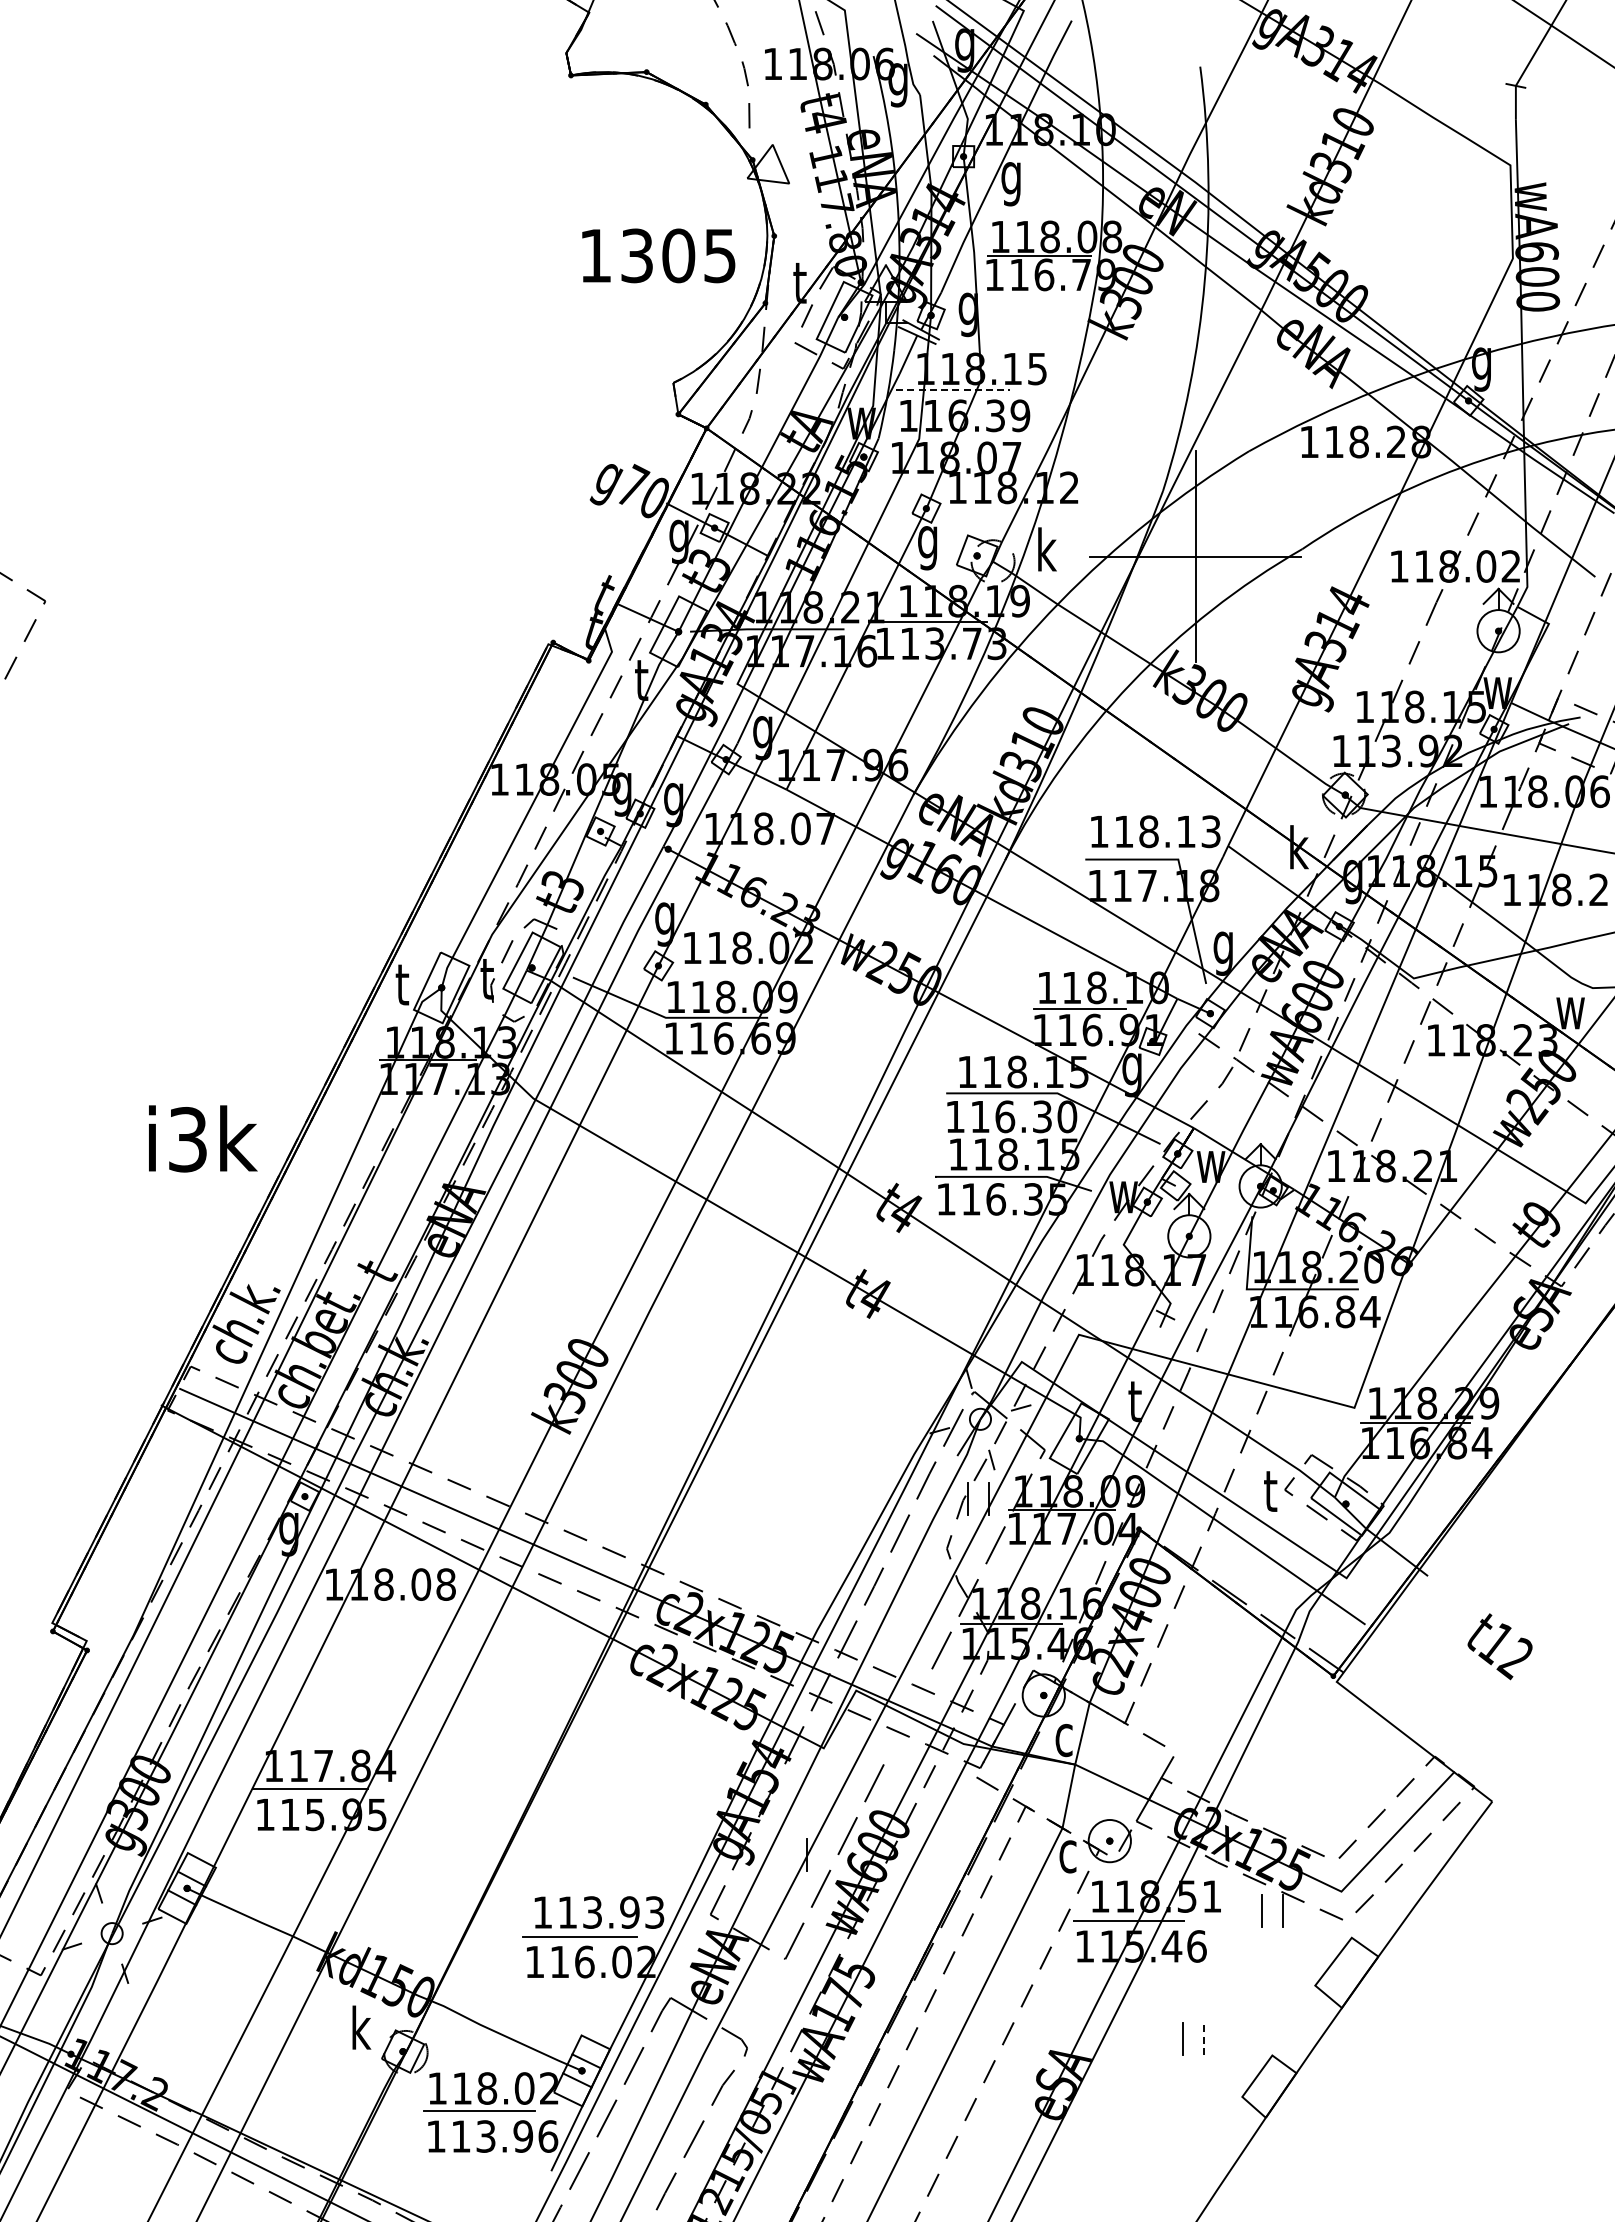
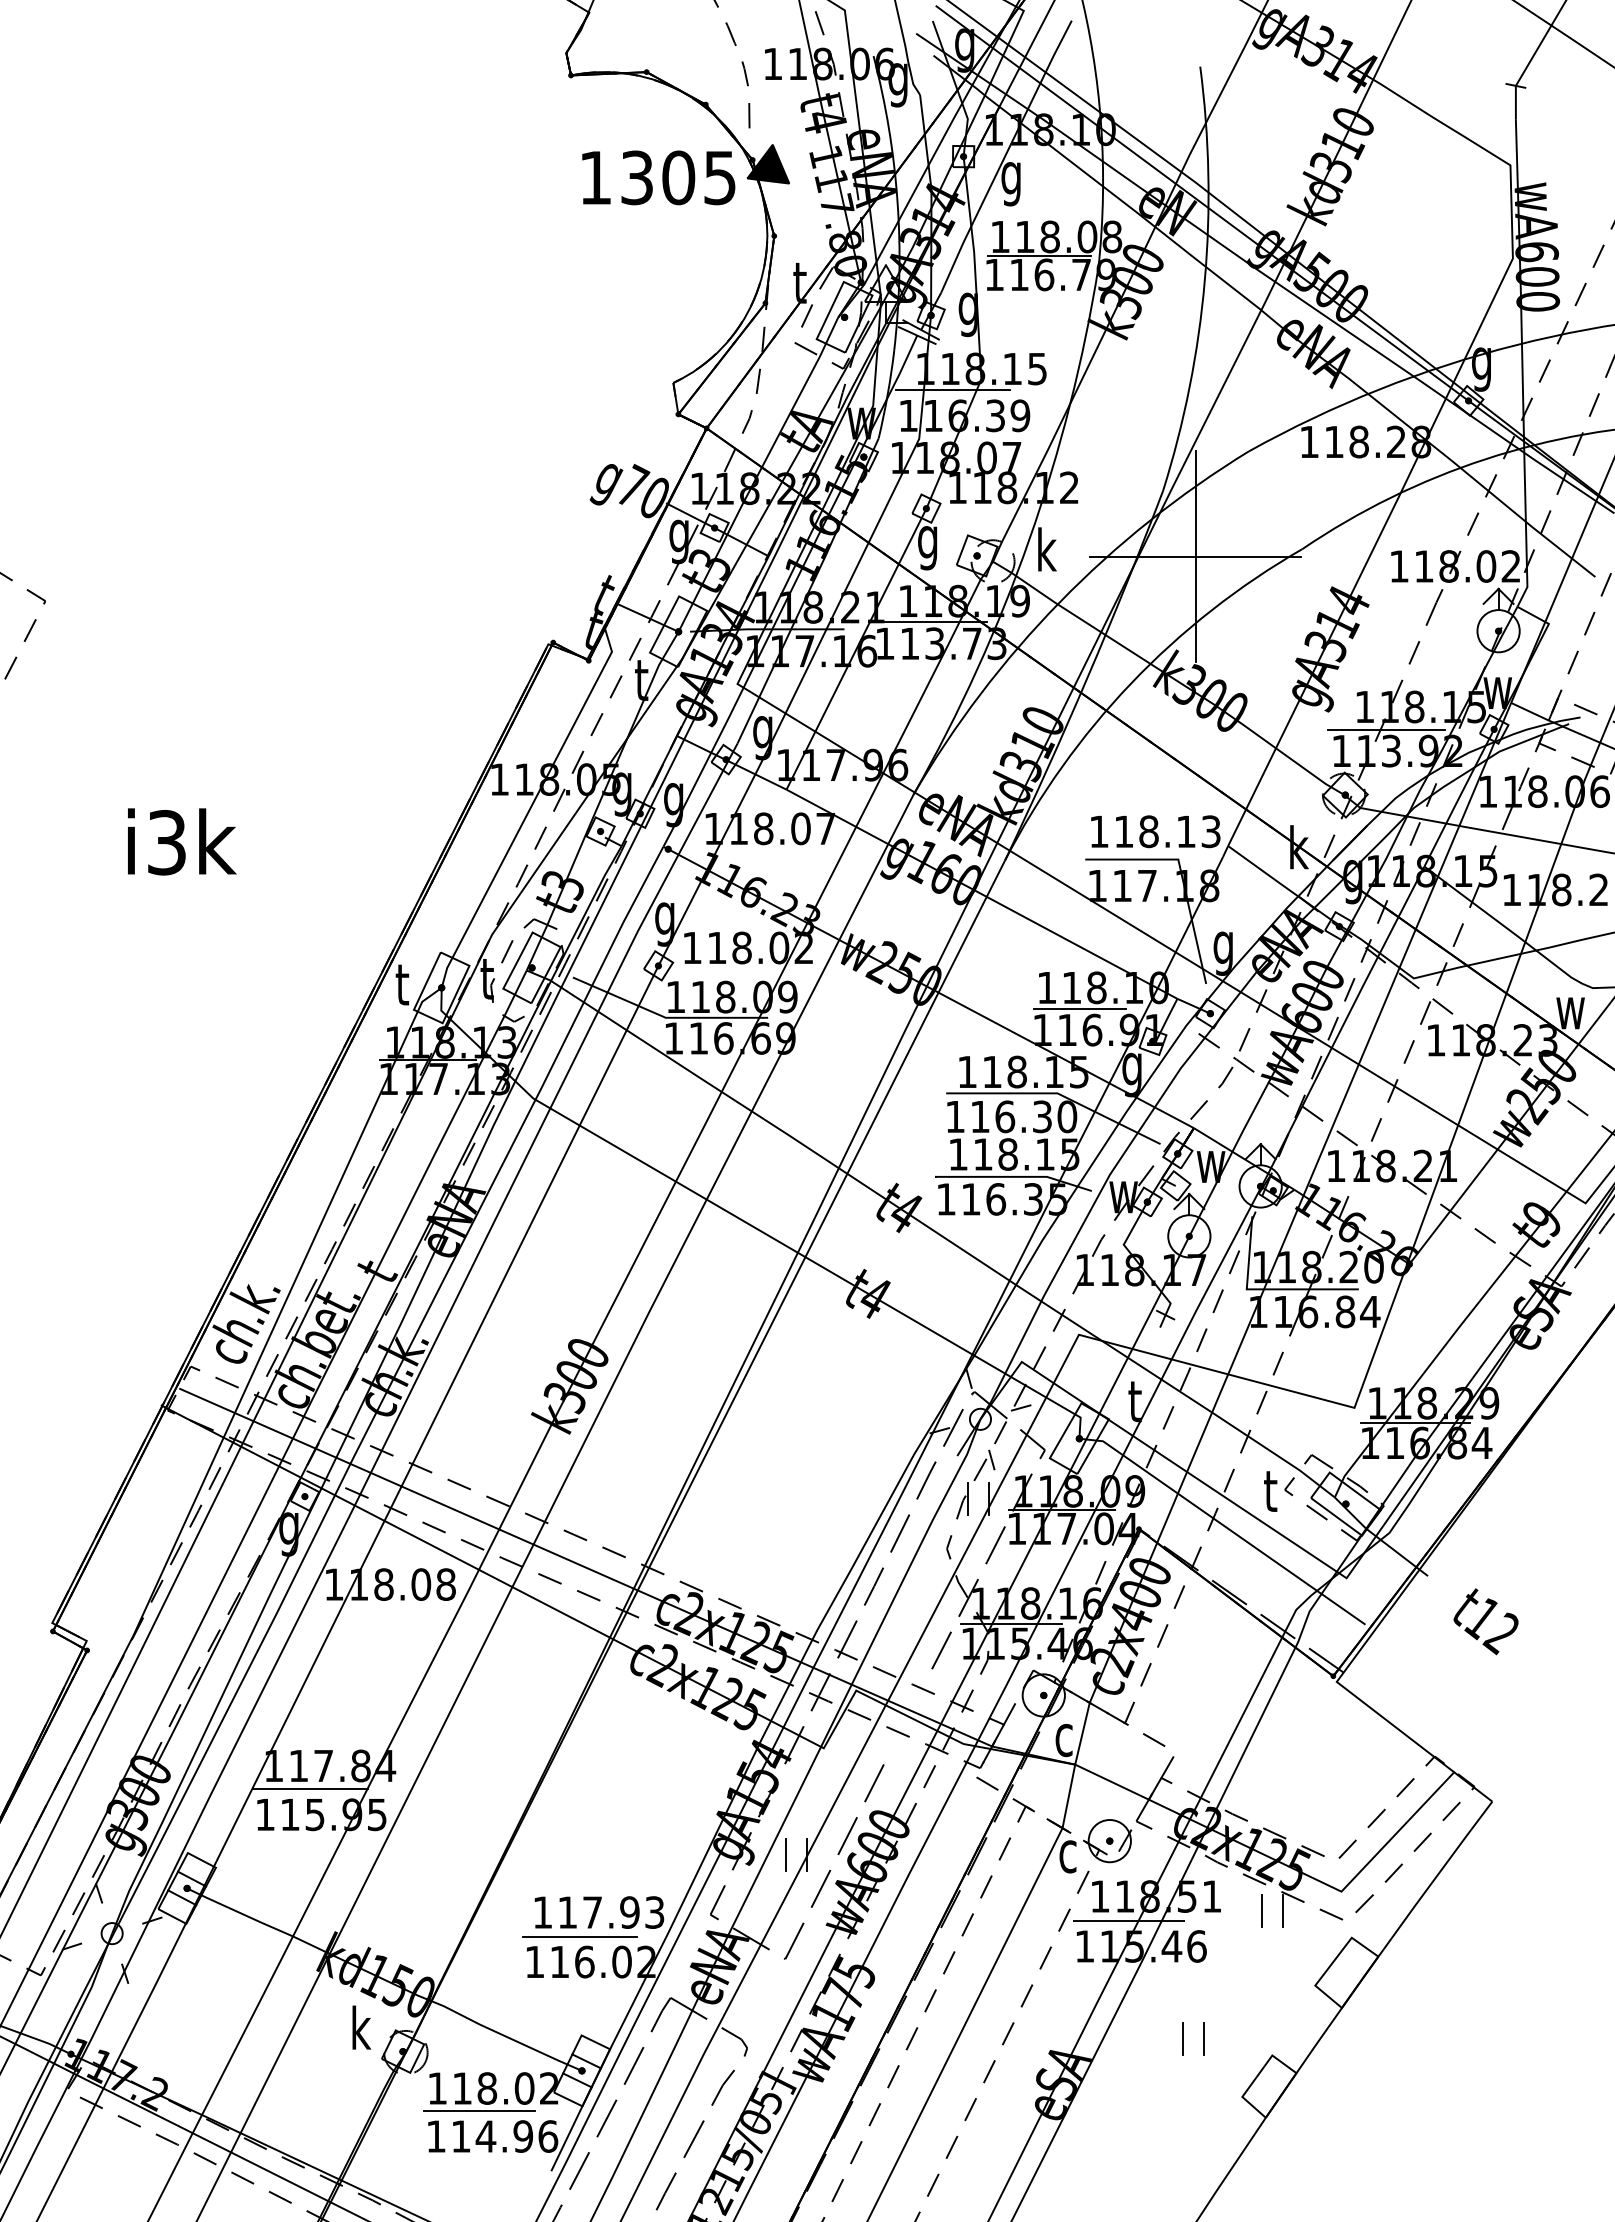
fill: none -> present (768, 163)
text position: (658, 255) -> (658, 177) (658, 177)
line: dashed -> solid (953, 390)
line: none -> present (1385, 730)
text position: (203, 1138) -> (182, 841) (182, 841)
text position: (1499, 1646) -> (1485, 1621) (1485, 1621)
line: none -> present (786, 1855)
text: 113.93 -> 117.93 (592, 1912)
line: dashed -> solid (1203, 2038)
text: 113.96 -> 114.96 (485, 2136)
